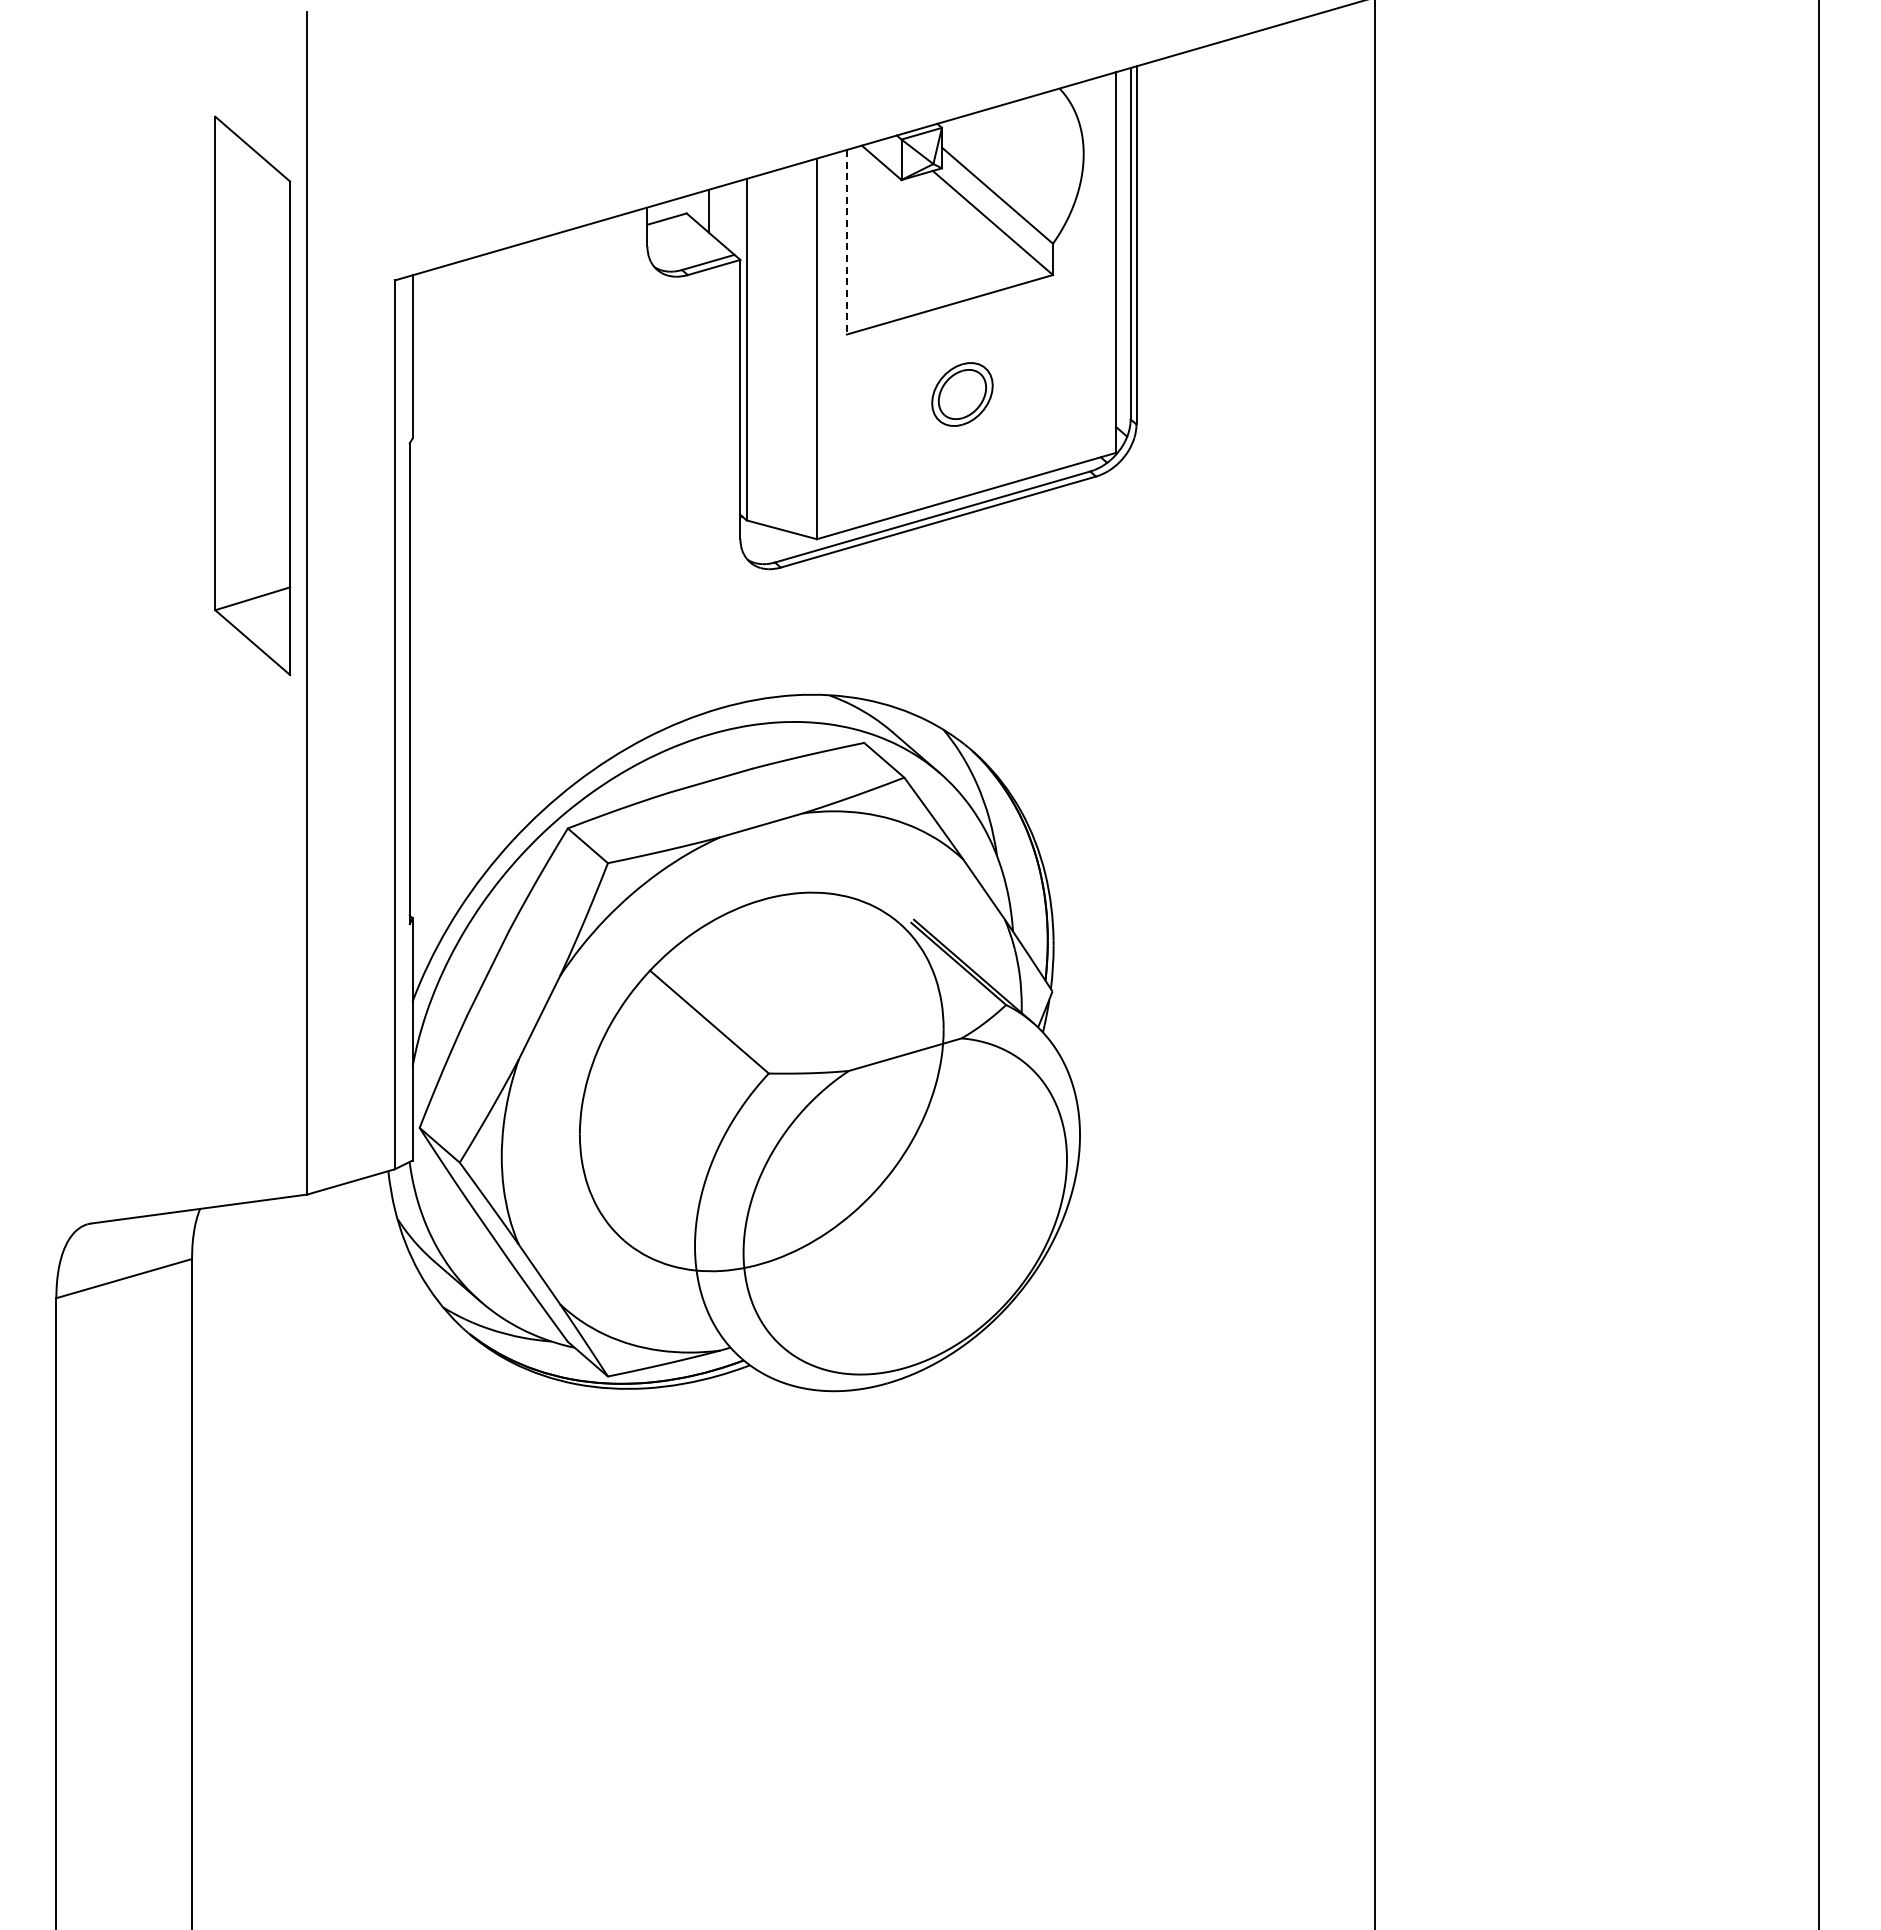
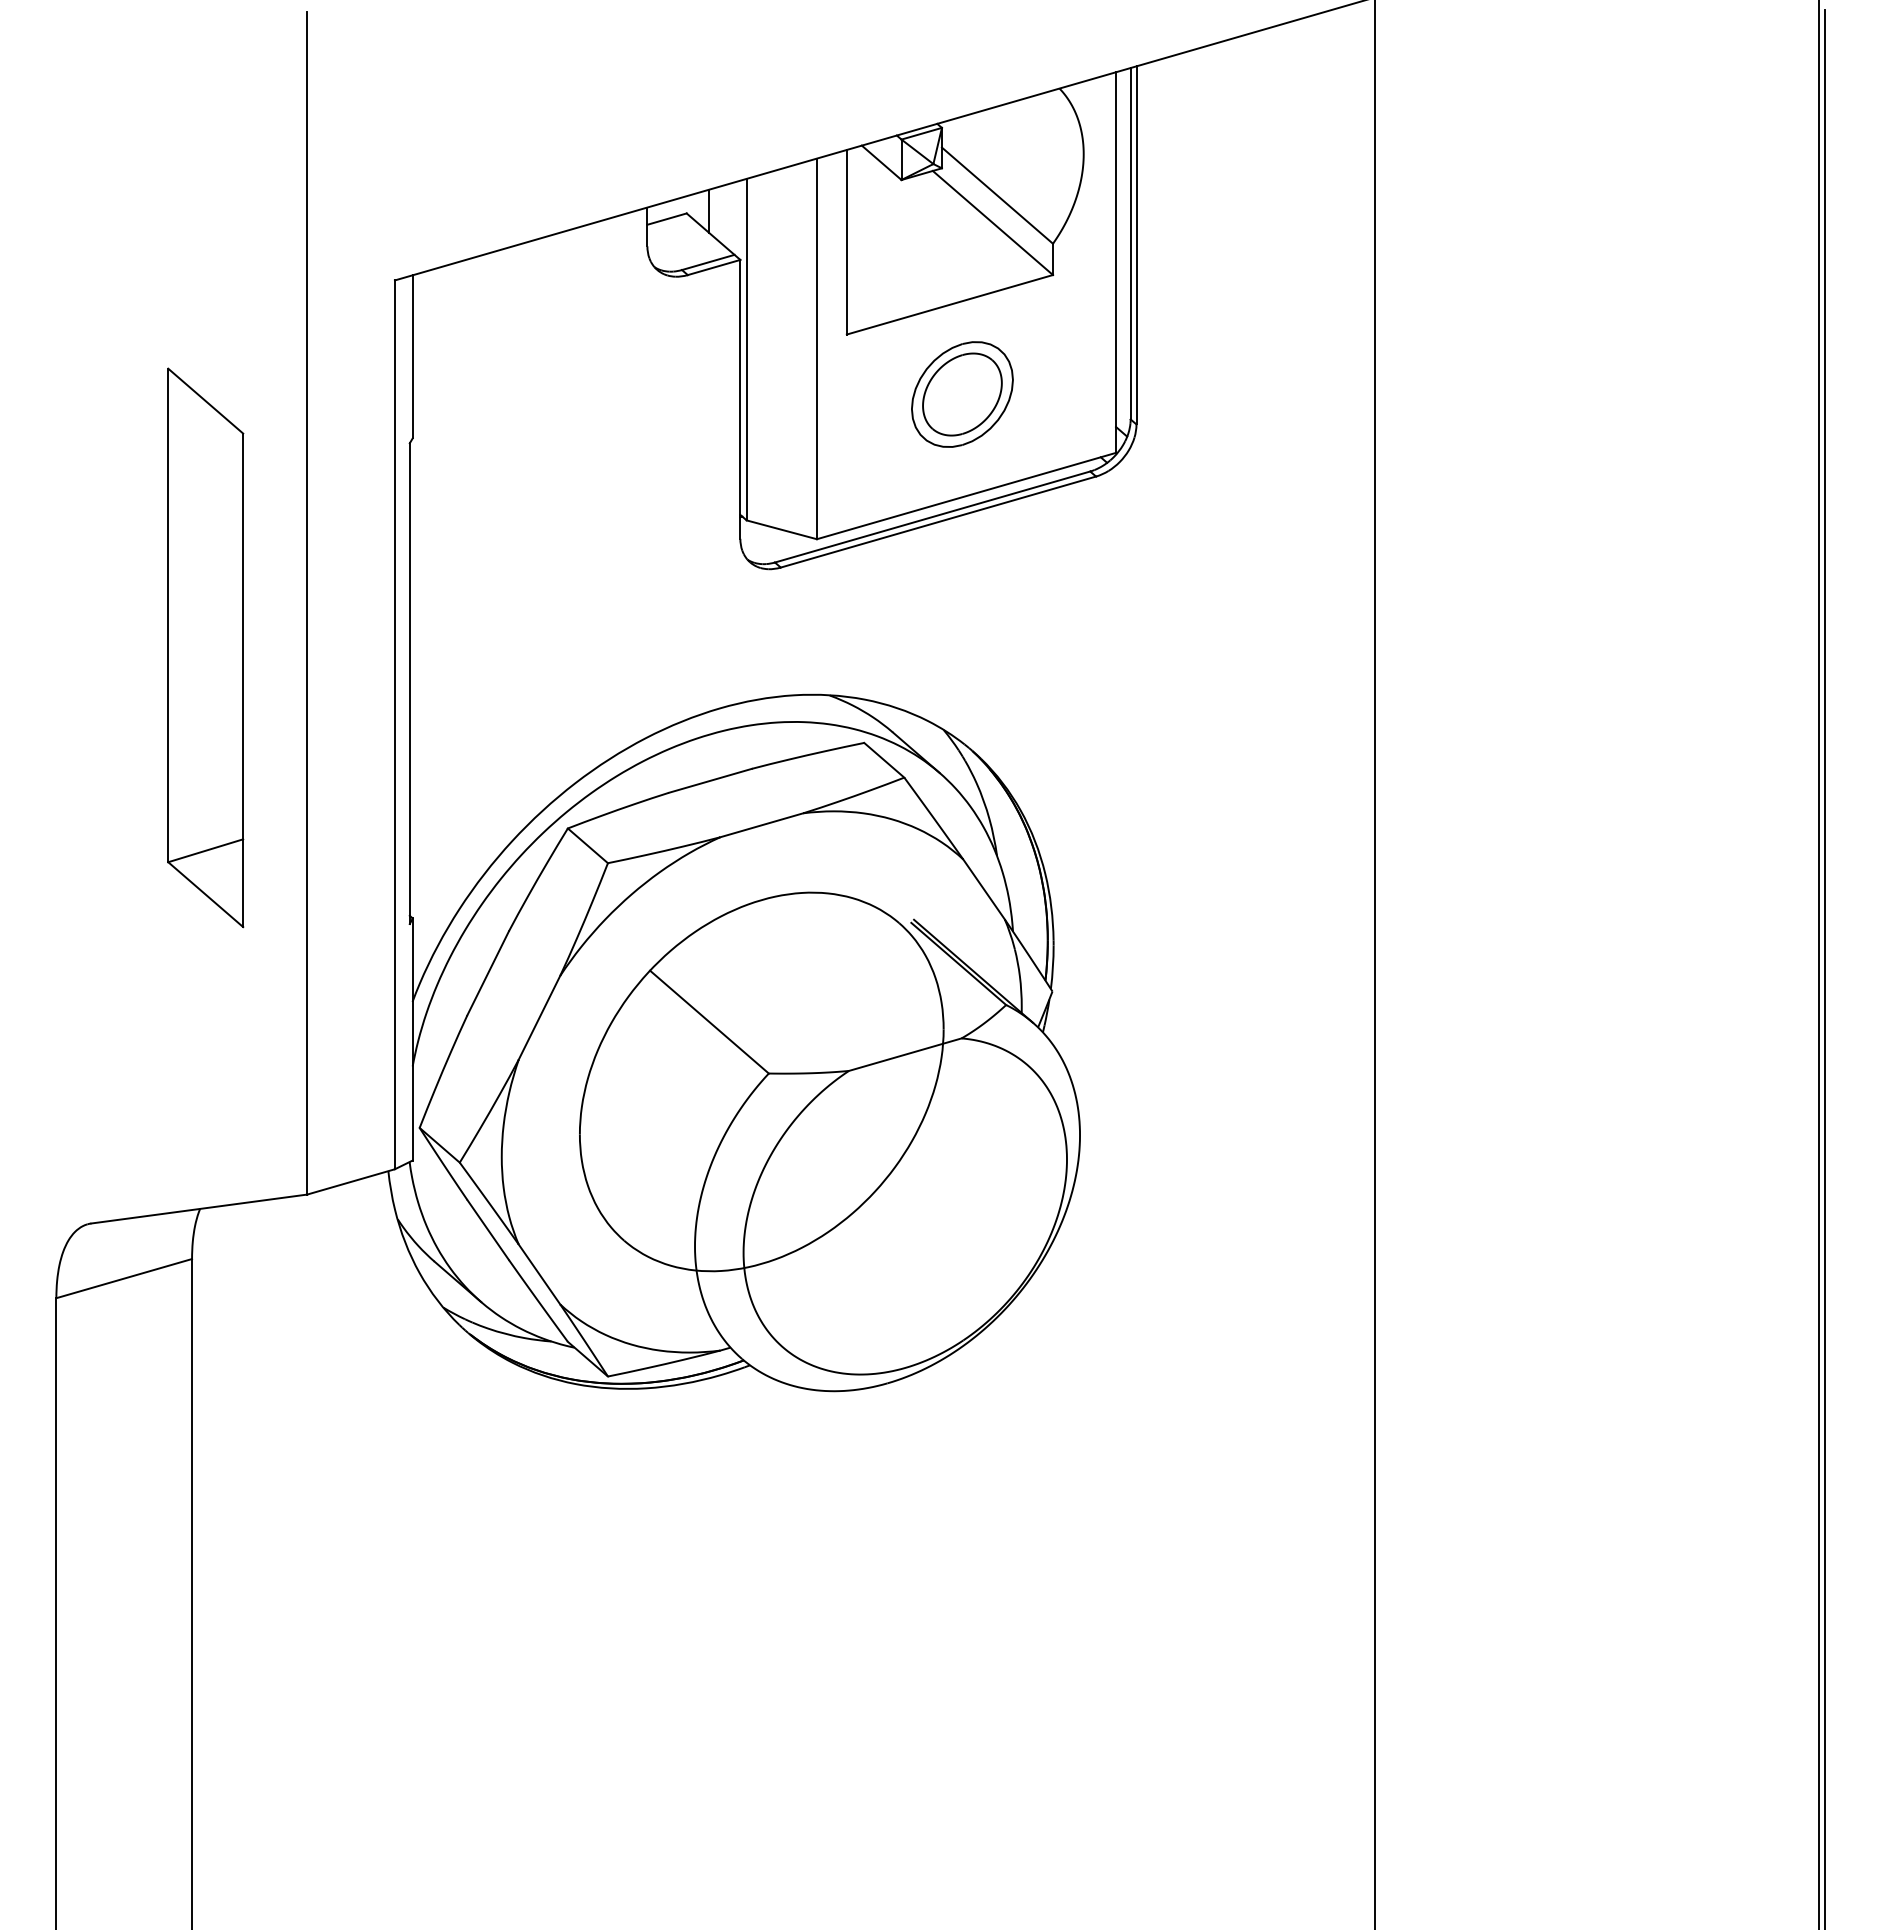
line: dashed -> solid (846, 242)
part size: 63x65 px -> 103x107 px (962, 394)
part position: (252, 395) -> (205, 647) (205, 647)
line: none -> present (1824, 968)
